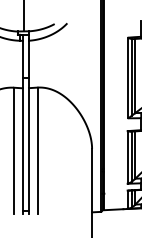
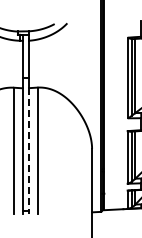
line: present -> none (23, 16)
line: solid -> dashed (28, 151)
